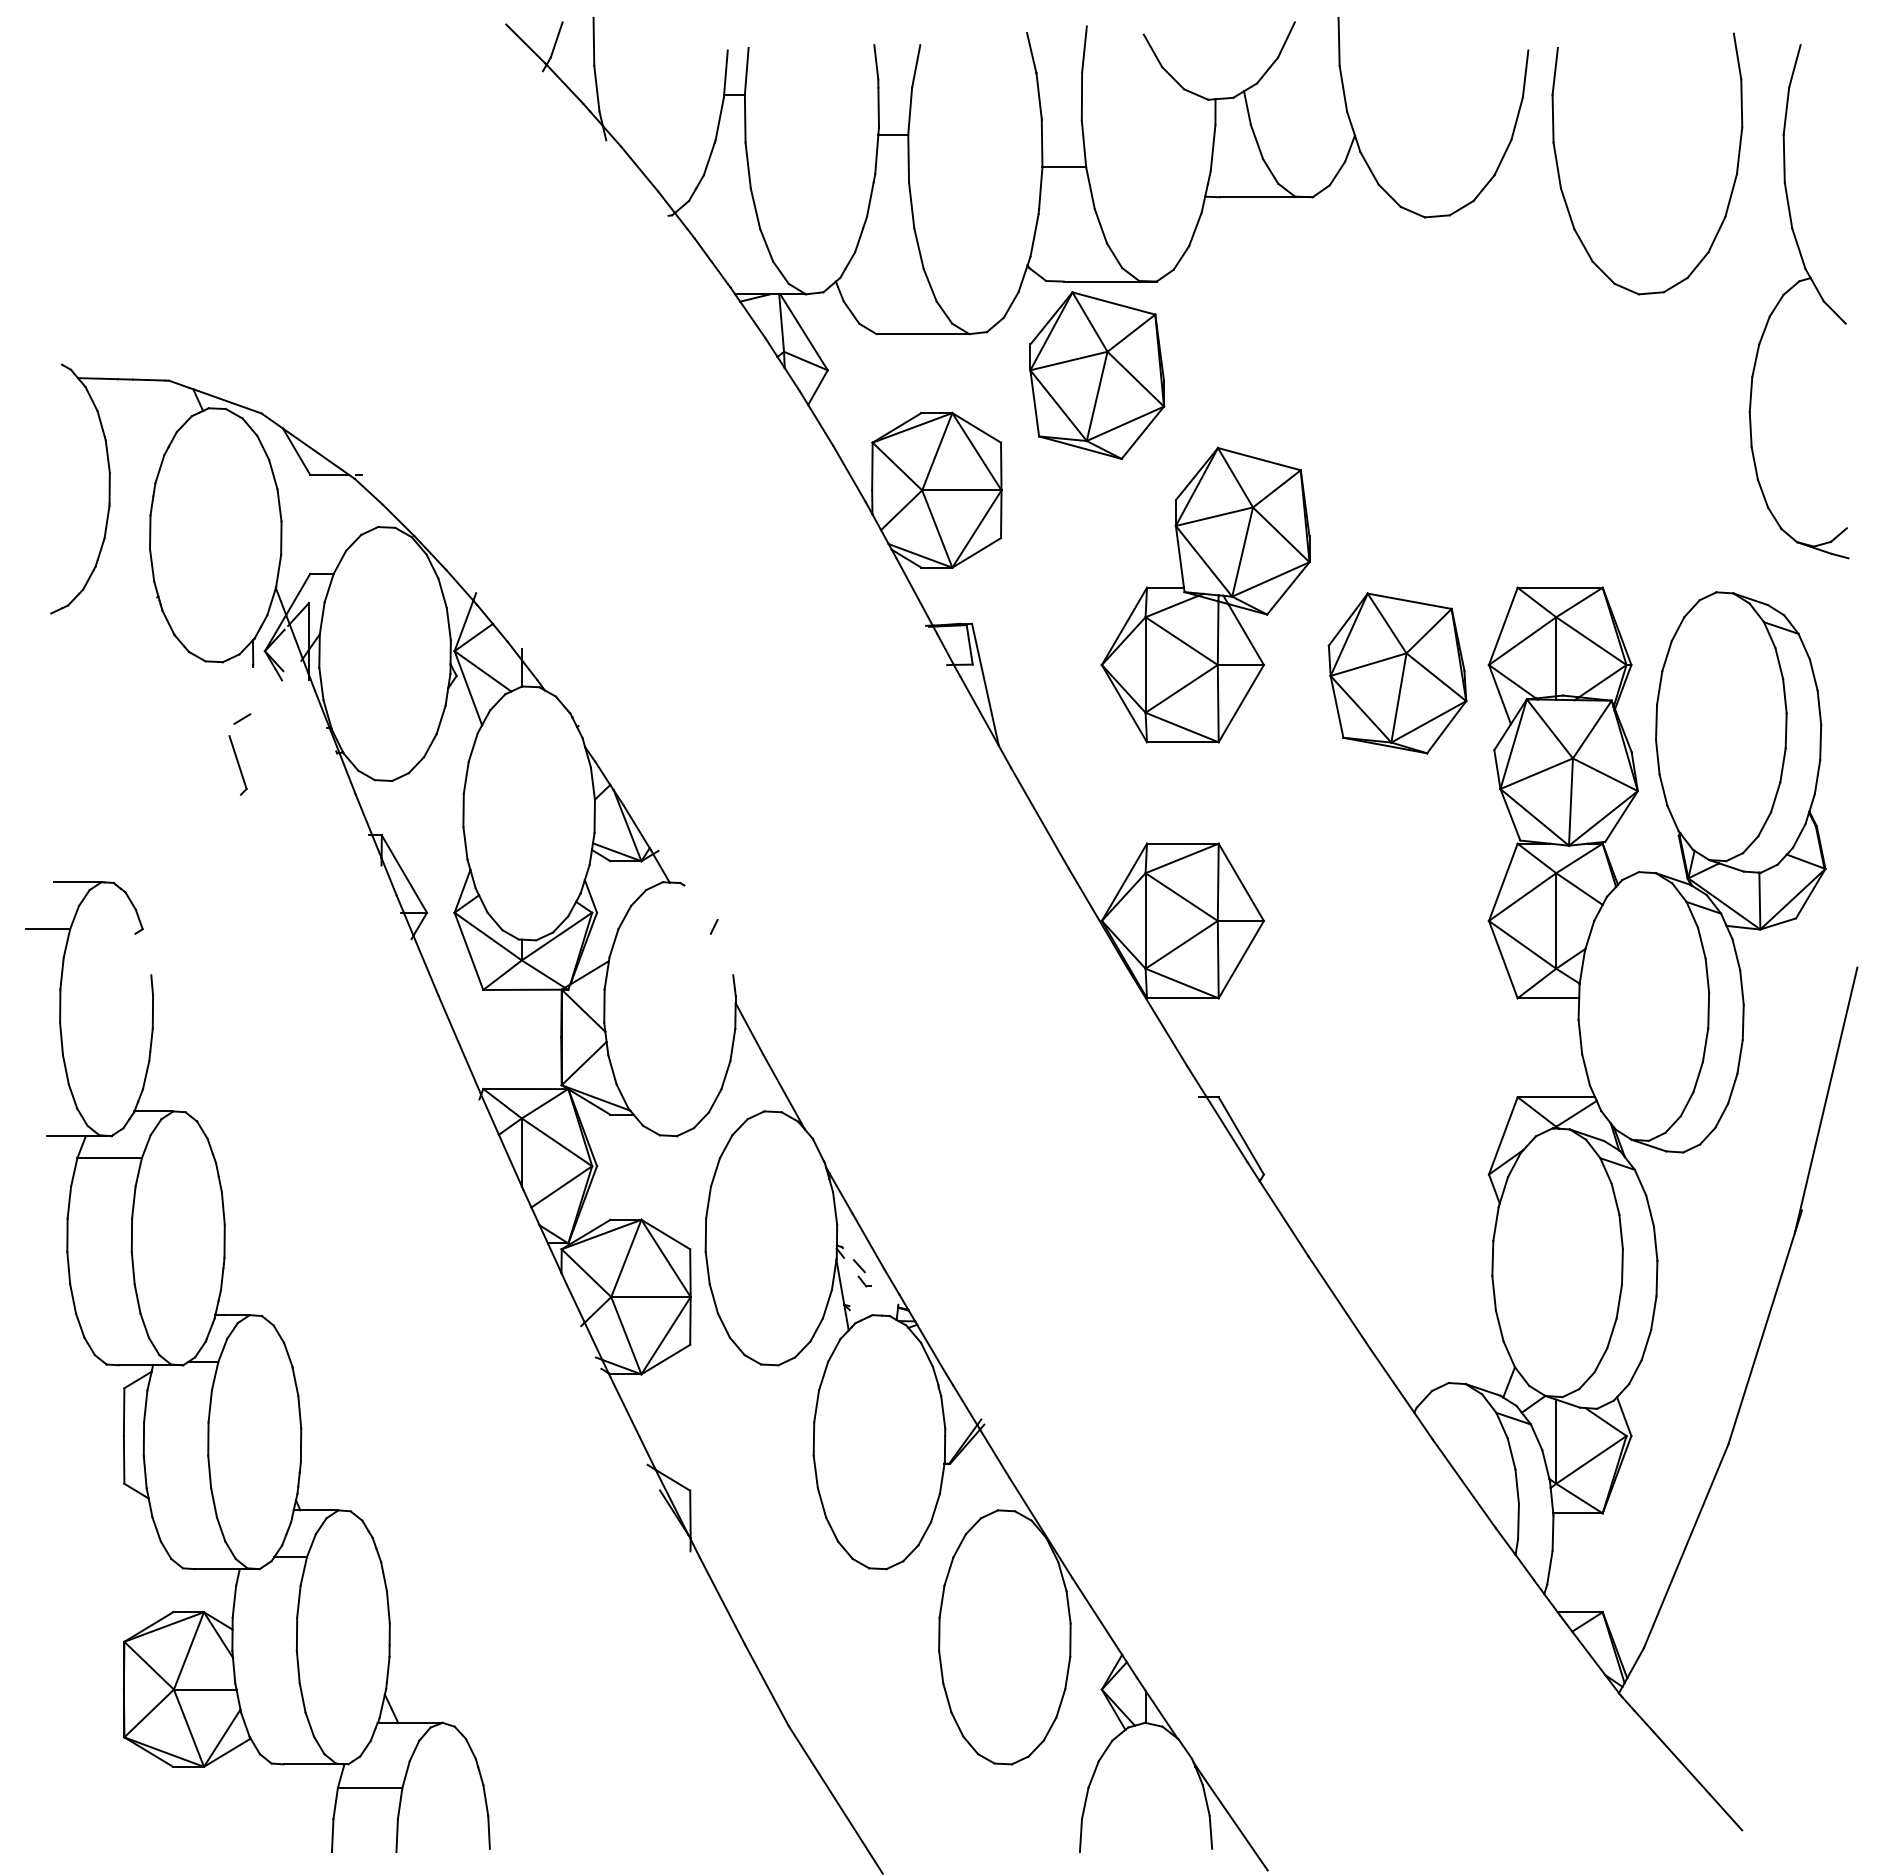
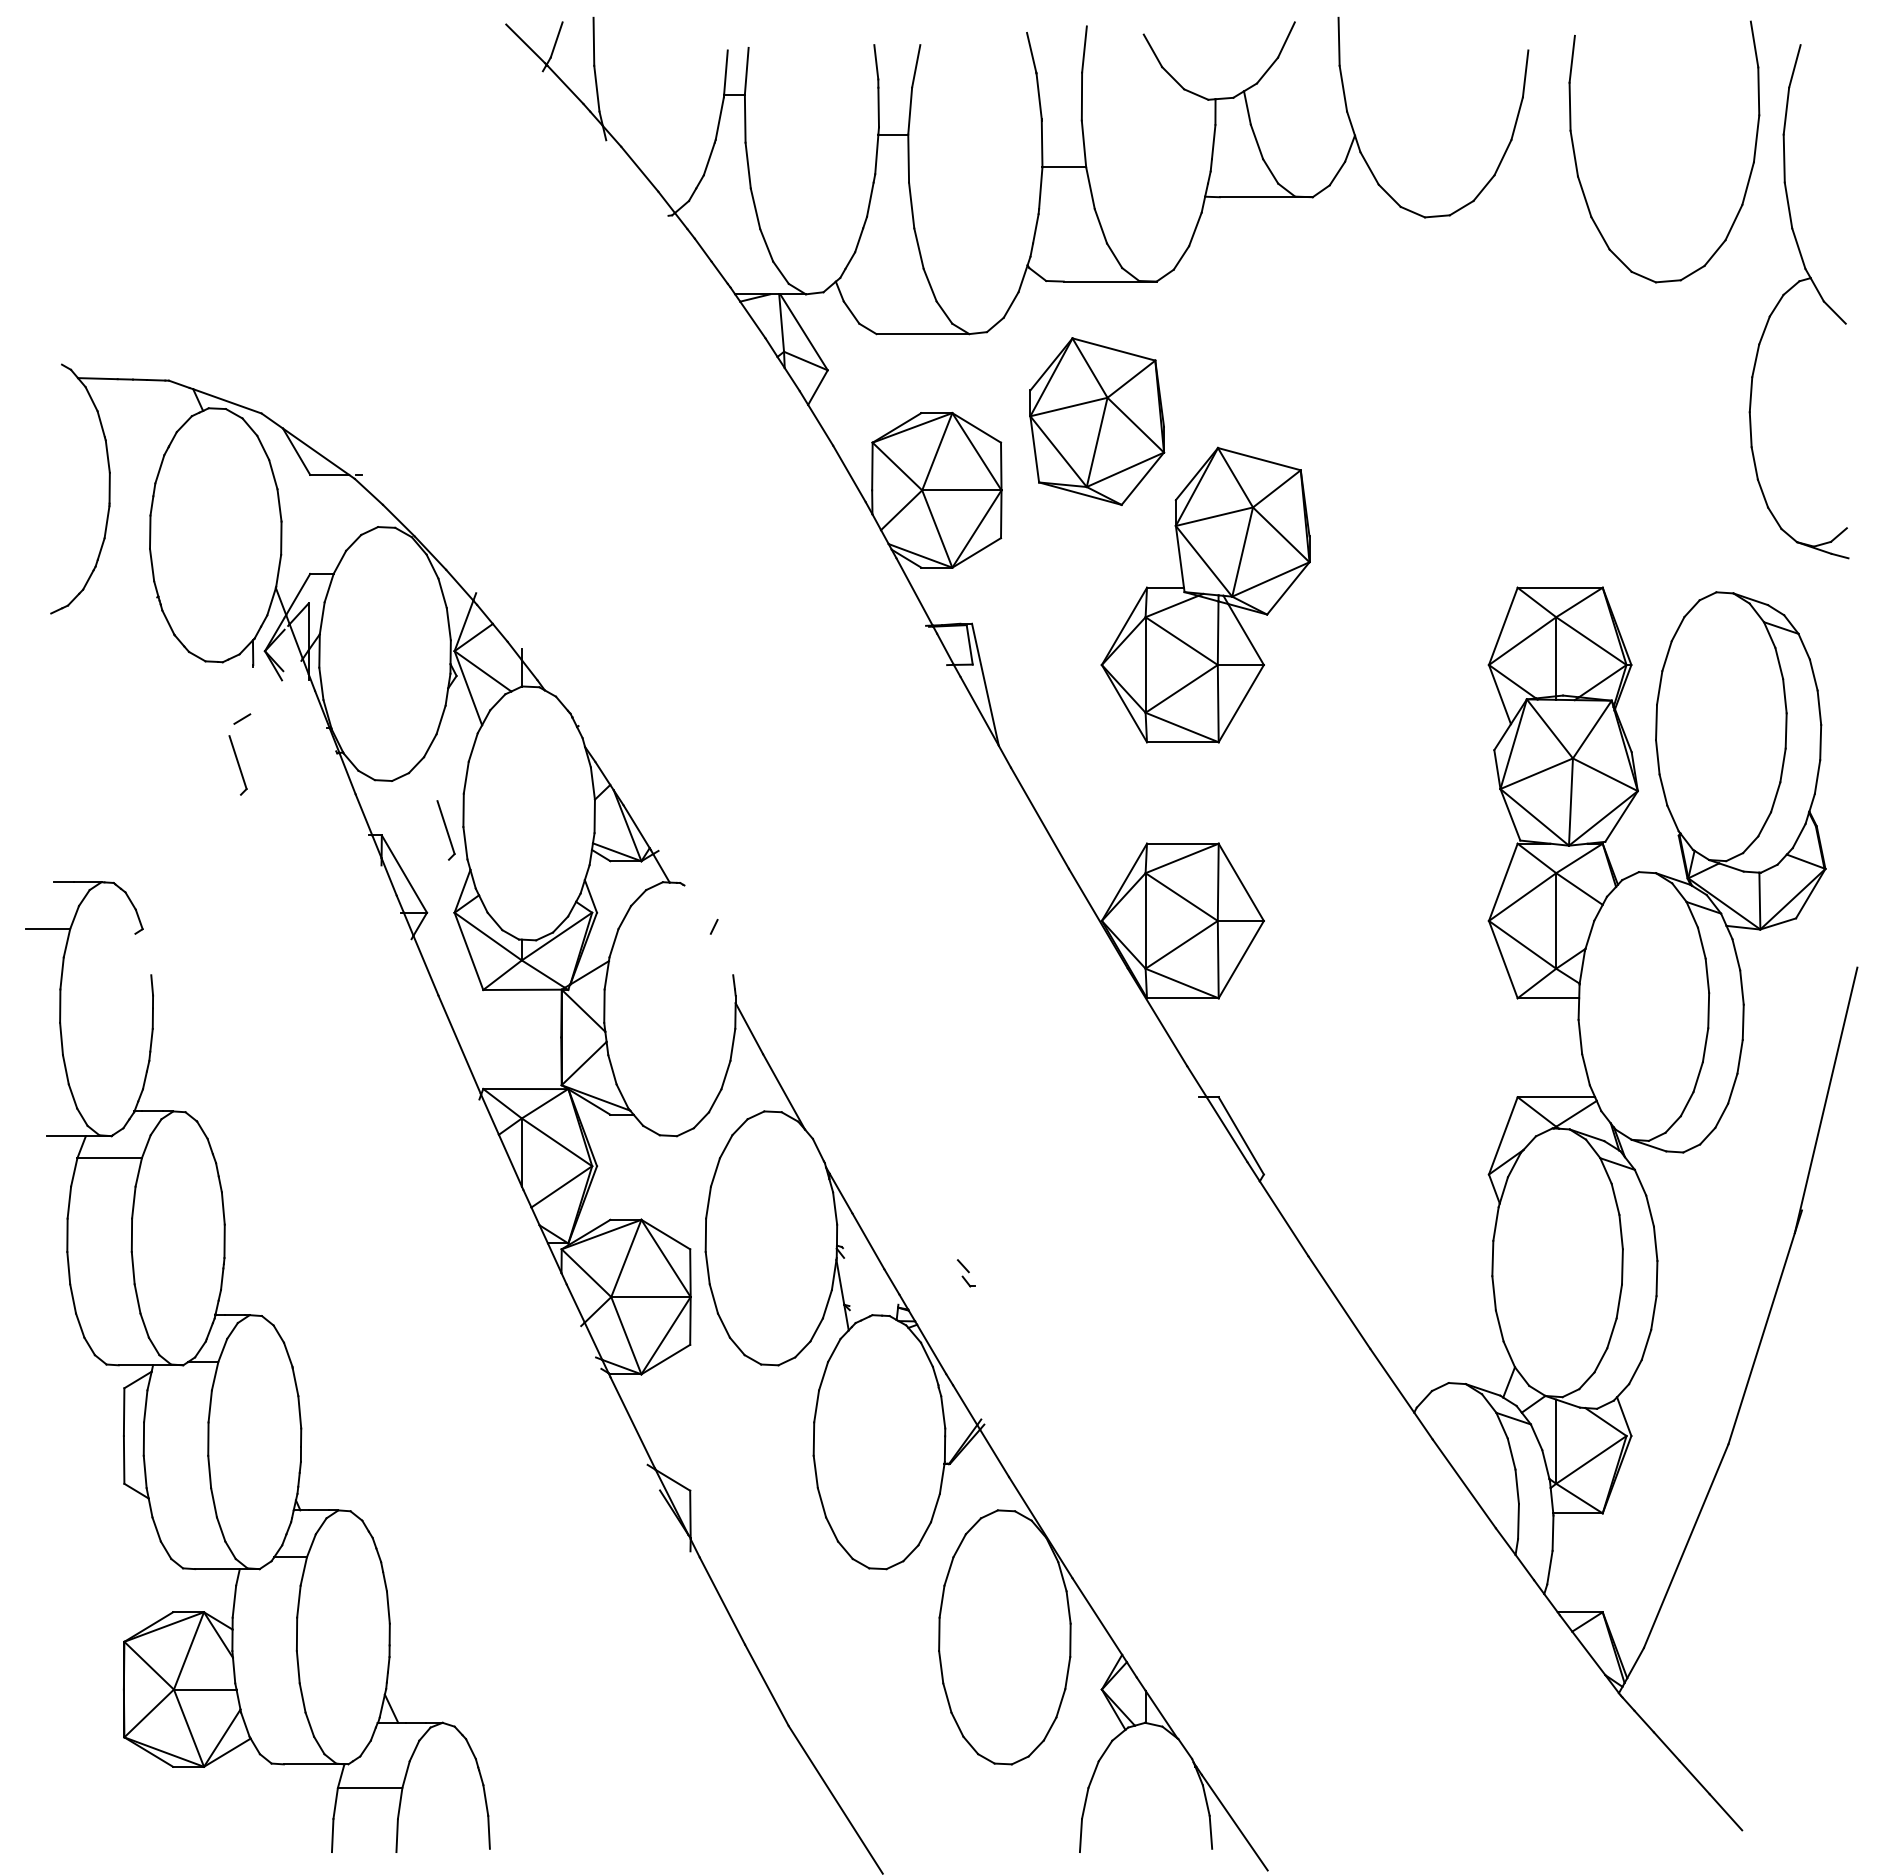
part position: (1731, 189) -> (1748, 177) (1748, 177)
part position: (1097, 375) -> (1097, 421) (1097, 421)
part: present -> none (1397, 673)
part: none -> present (445, 830)
part position: (862, 1273) -> (966, 1273) (966, 1273)
